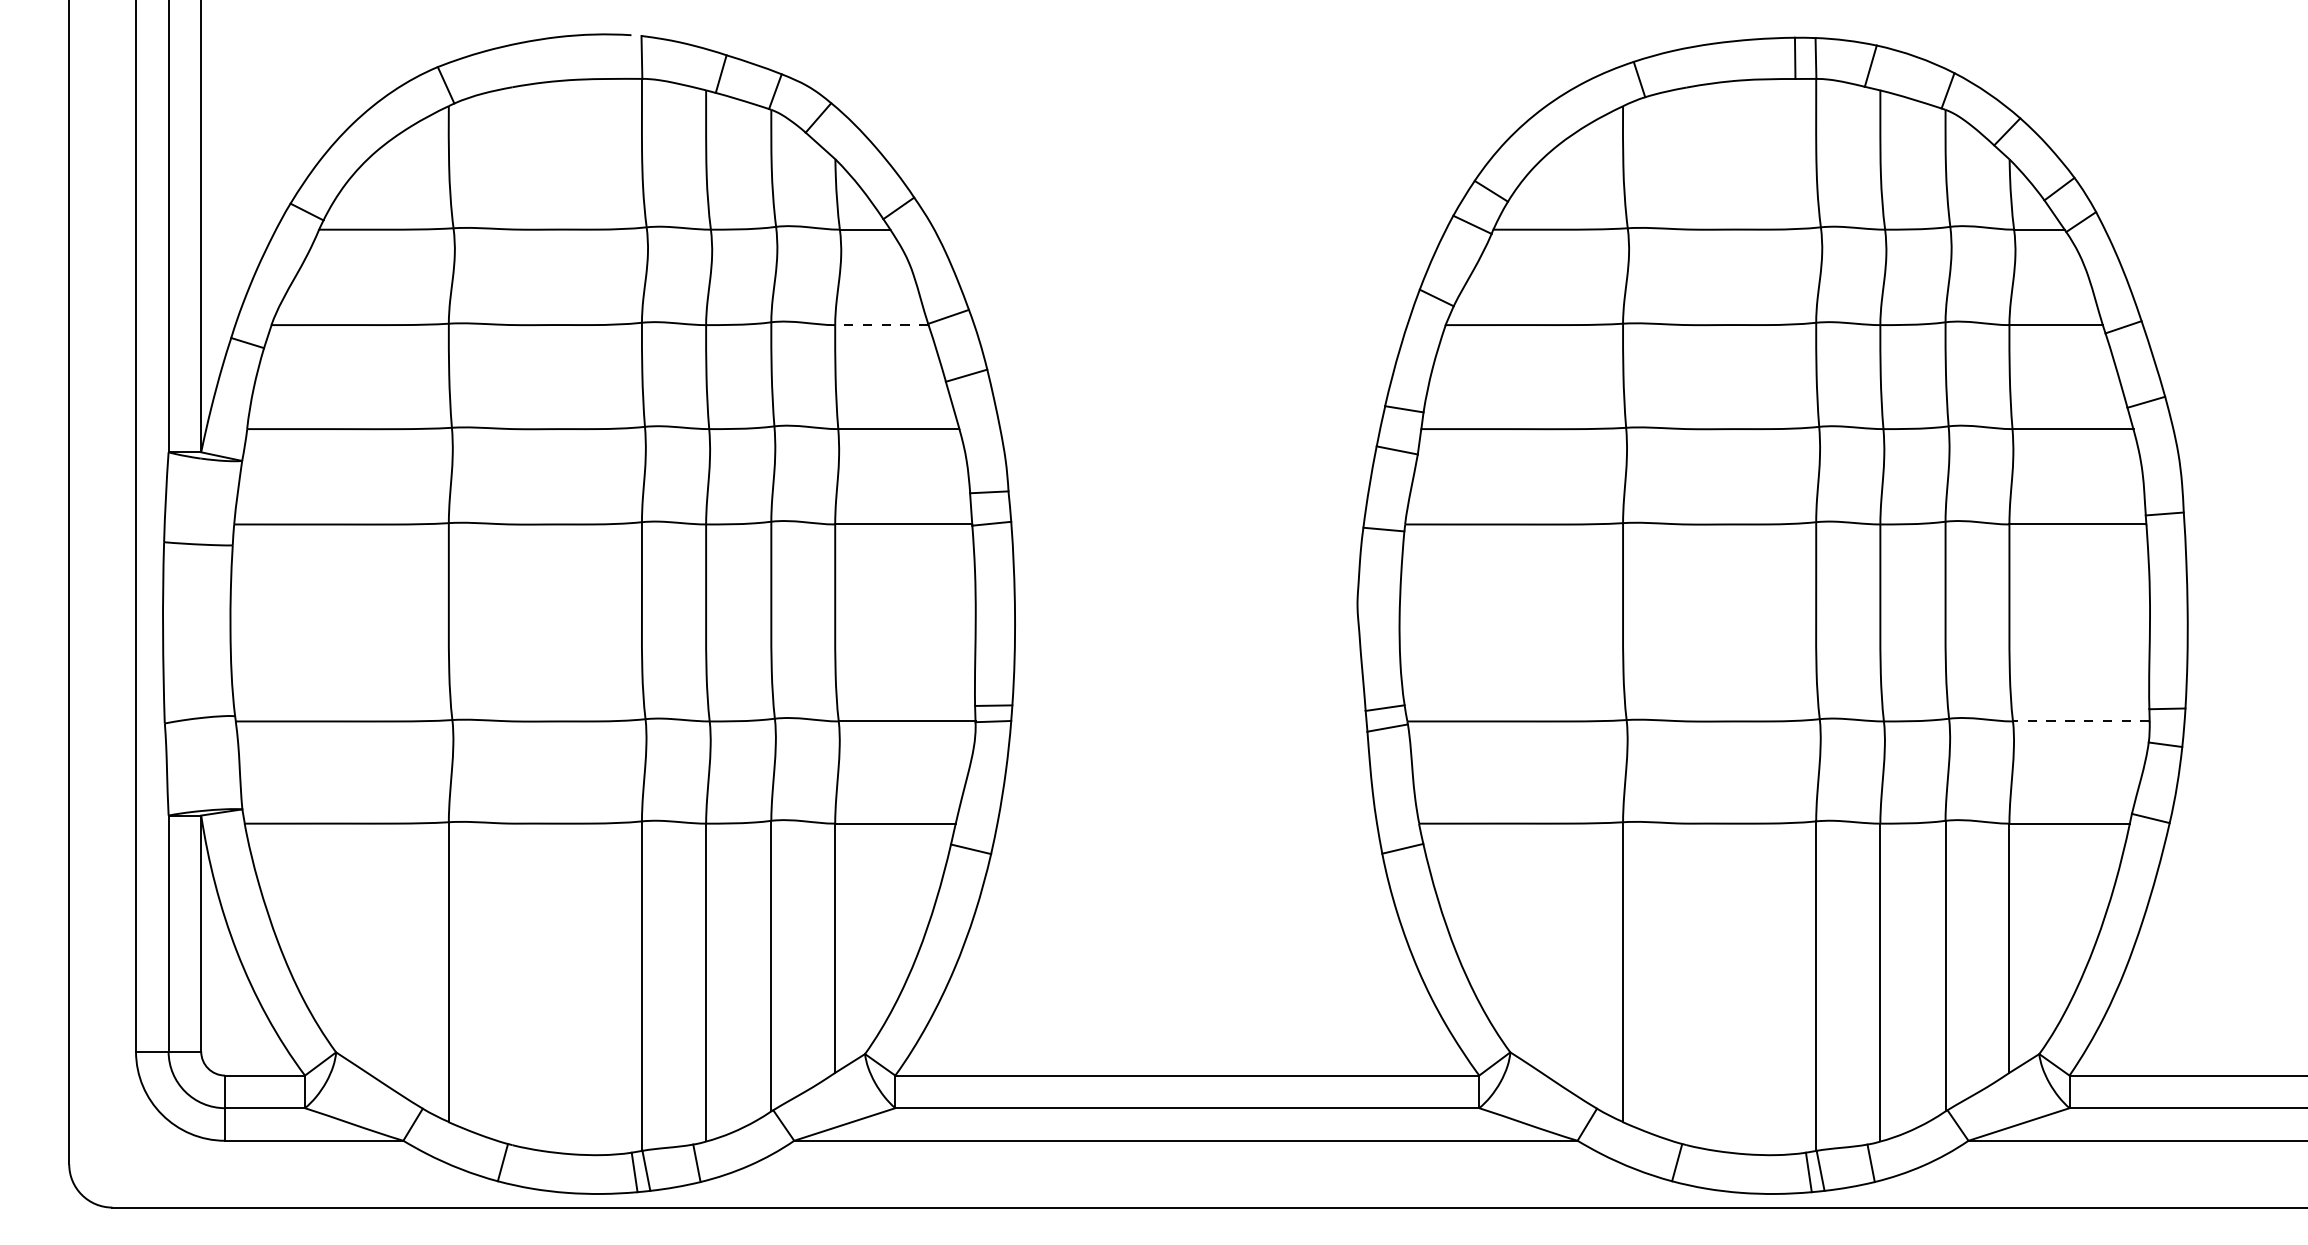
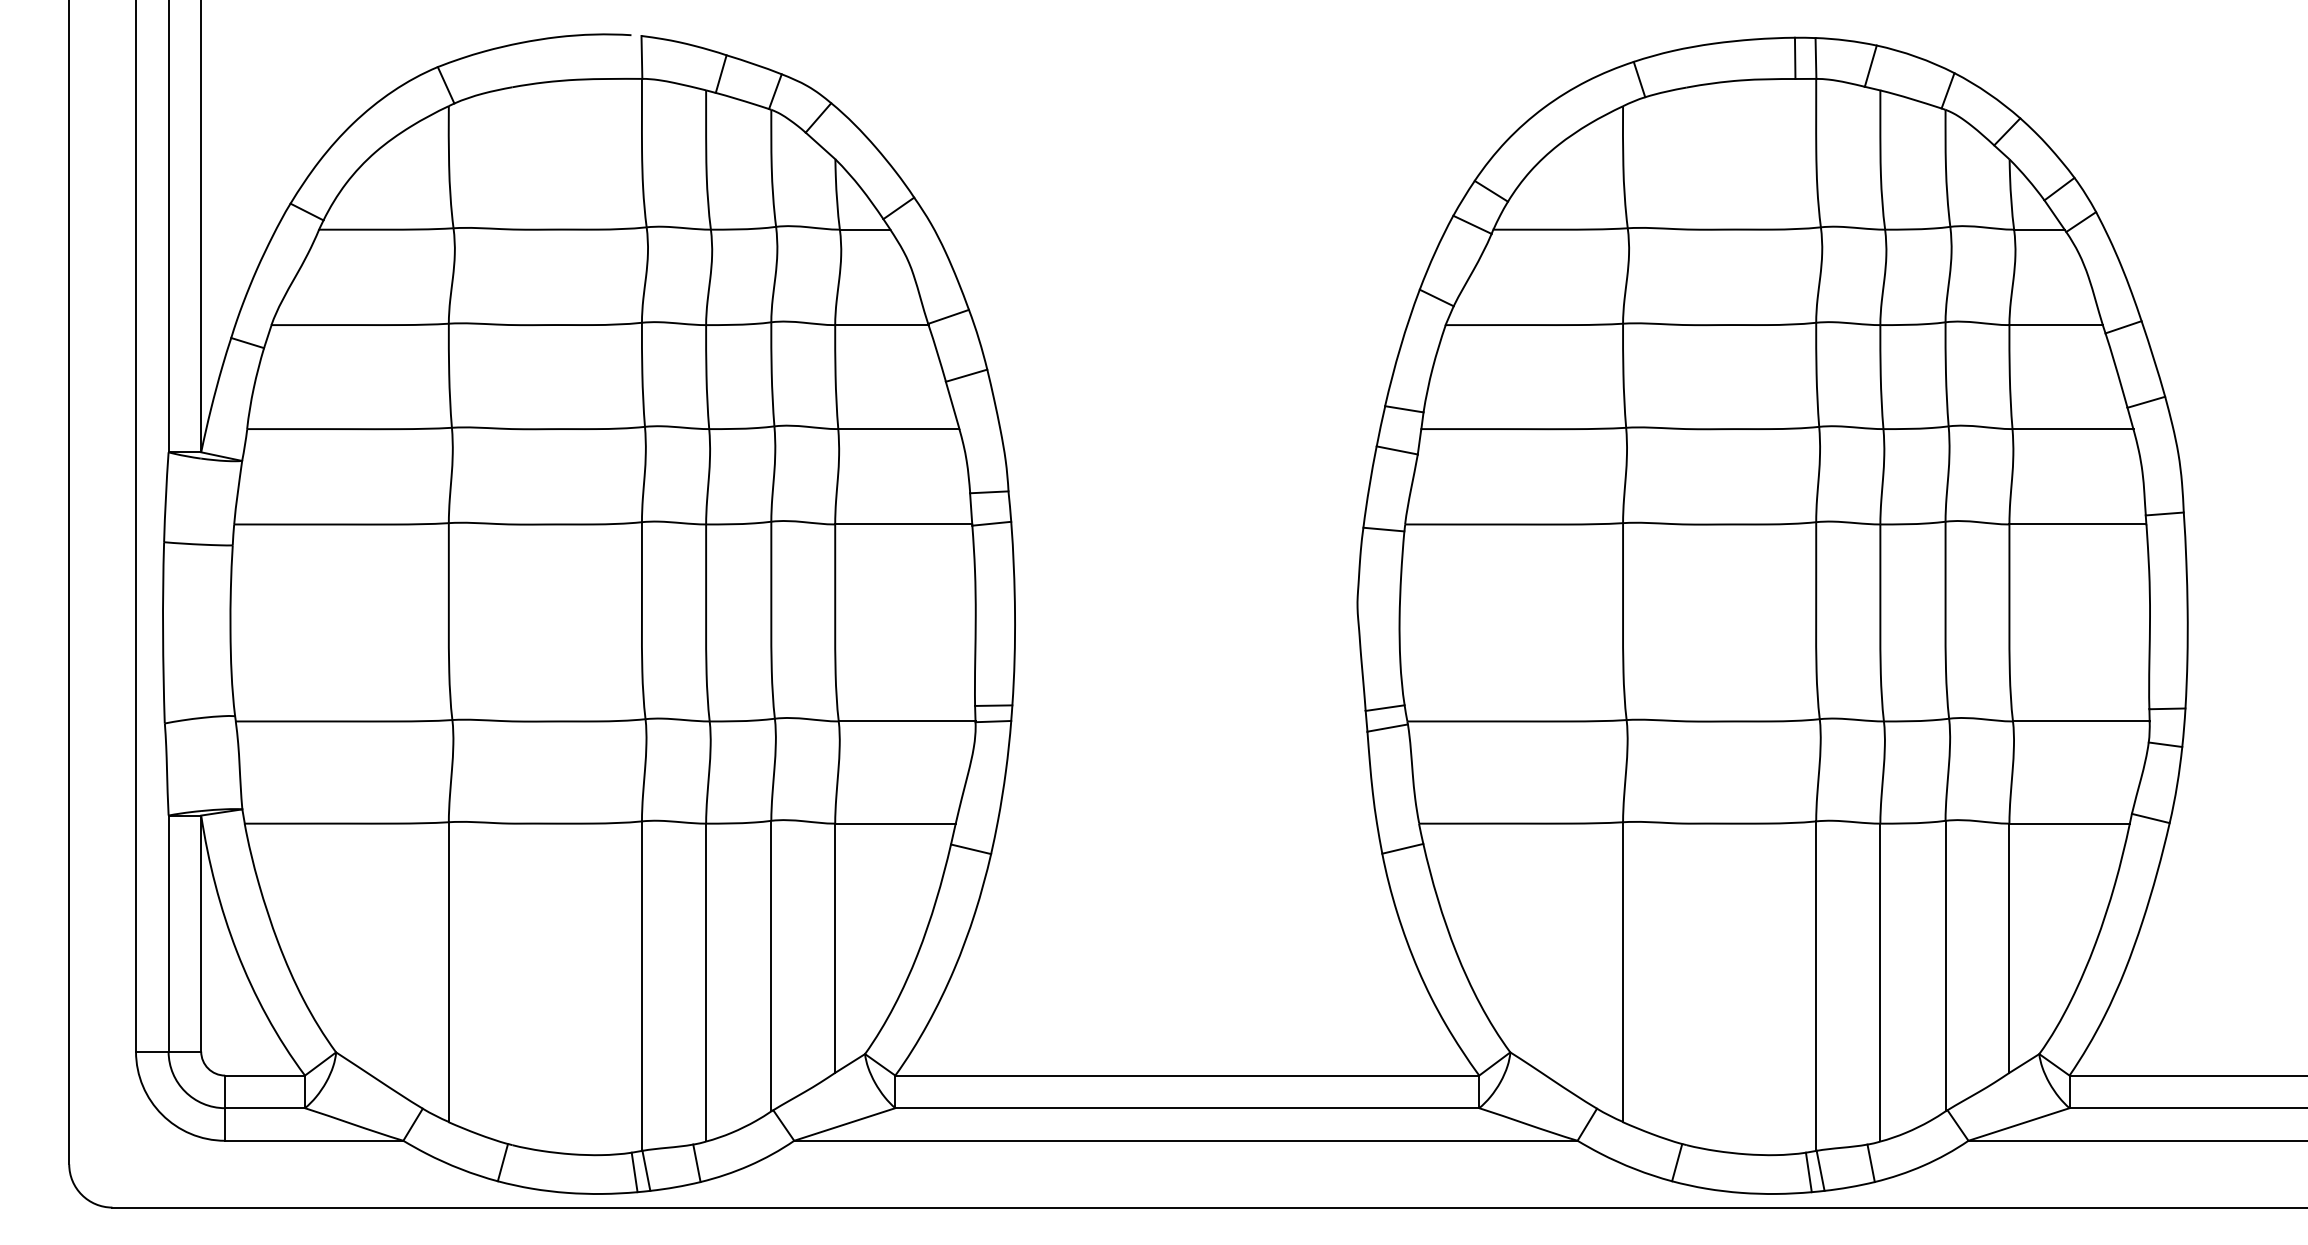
line: dashed -> solid (881, 325)
line: dashed -> solid (2080, 721)
